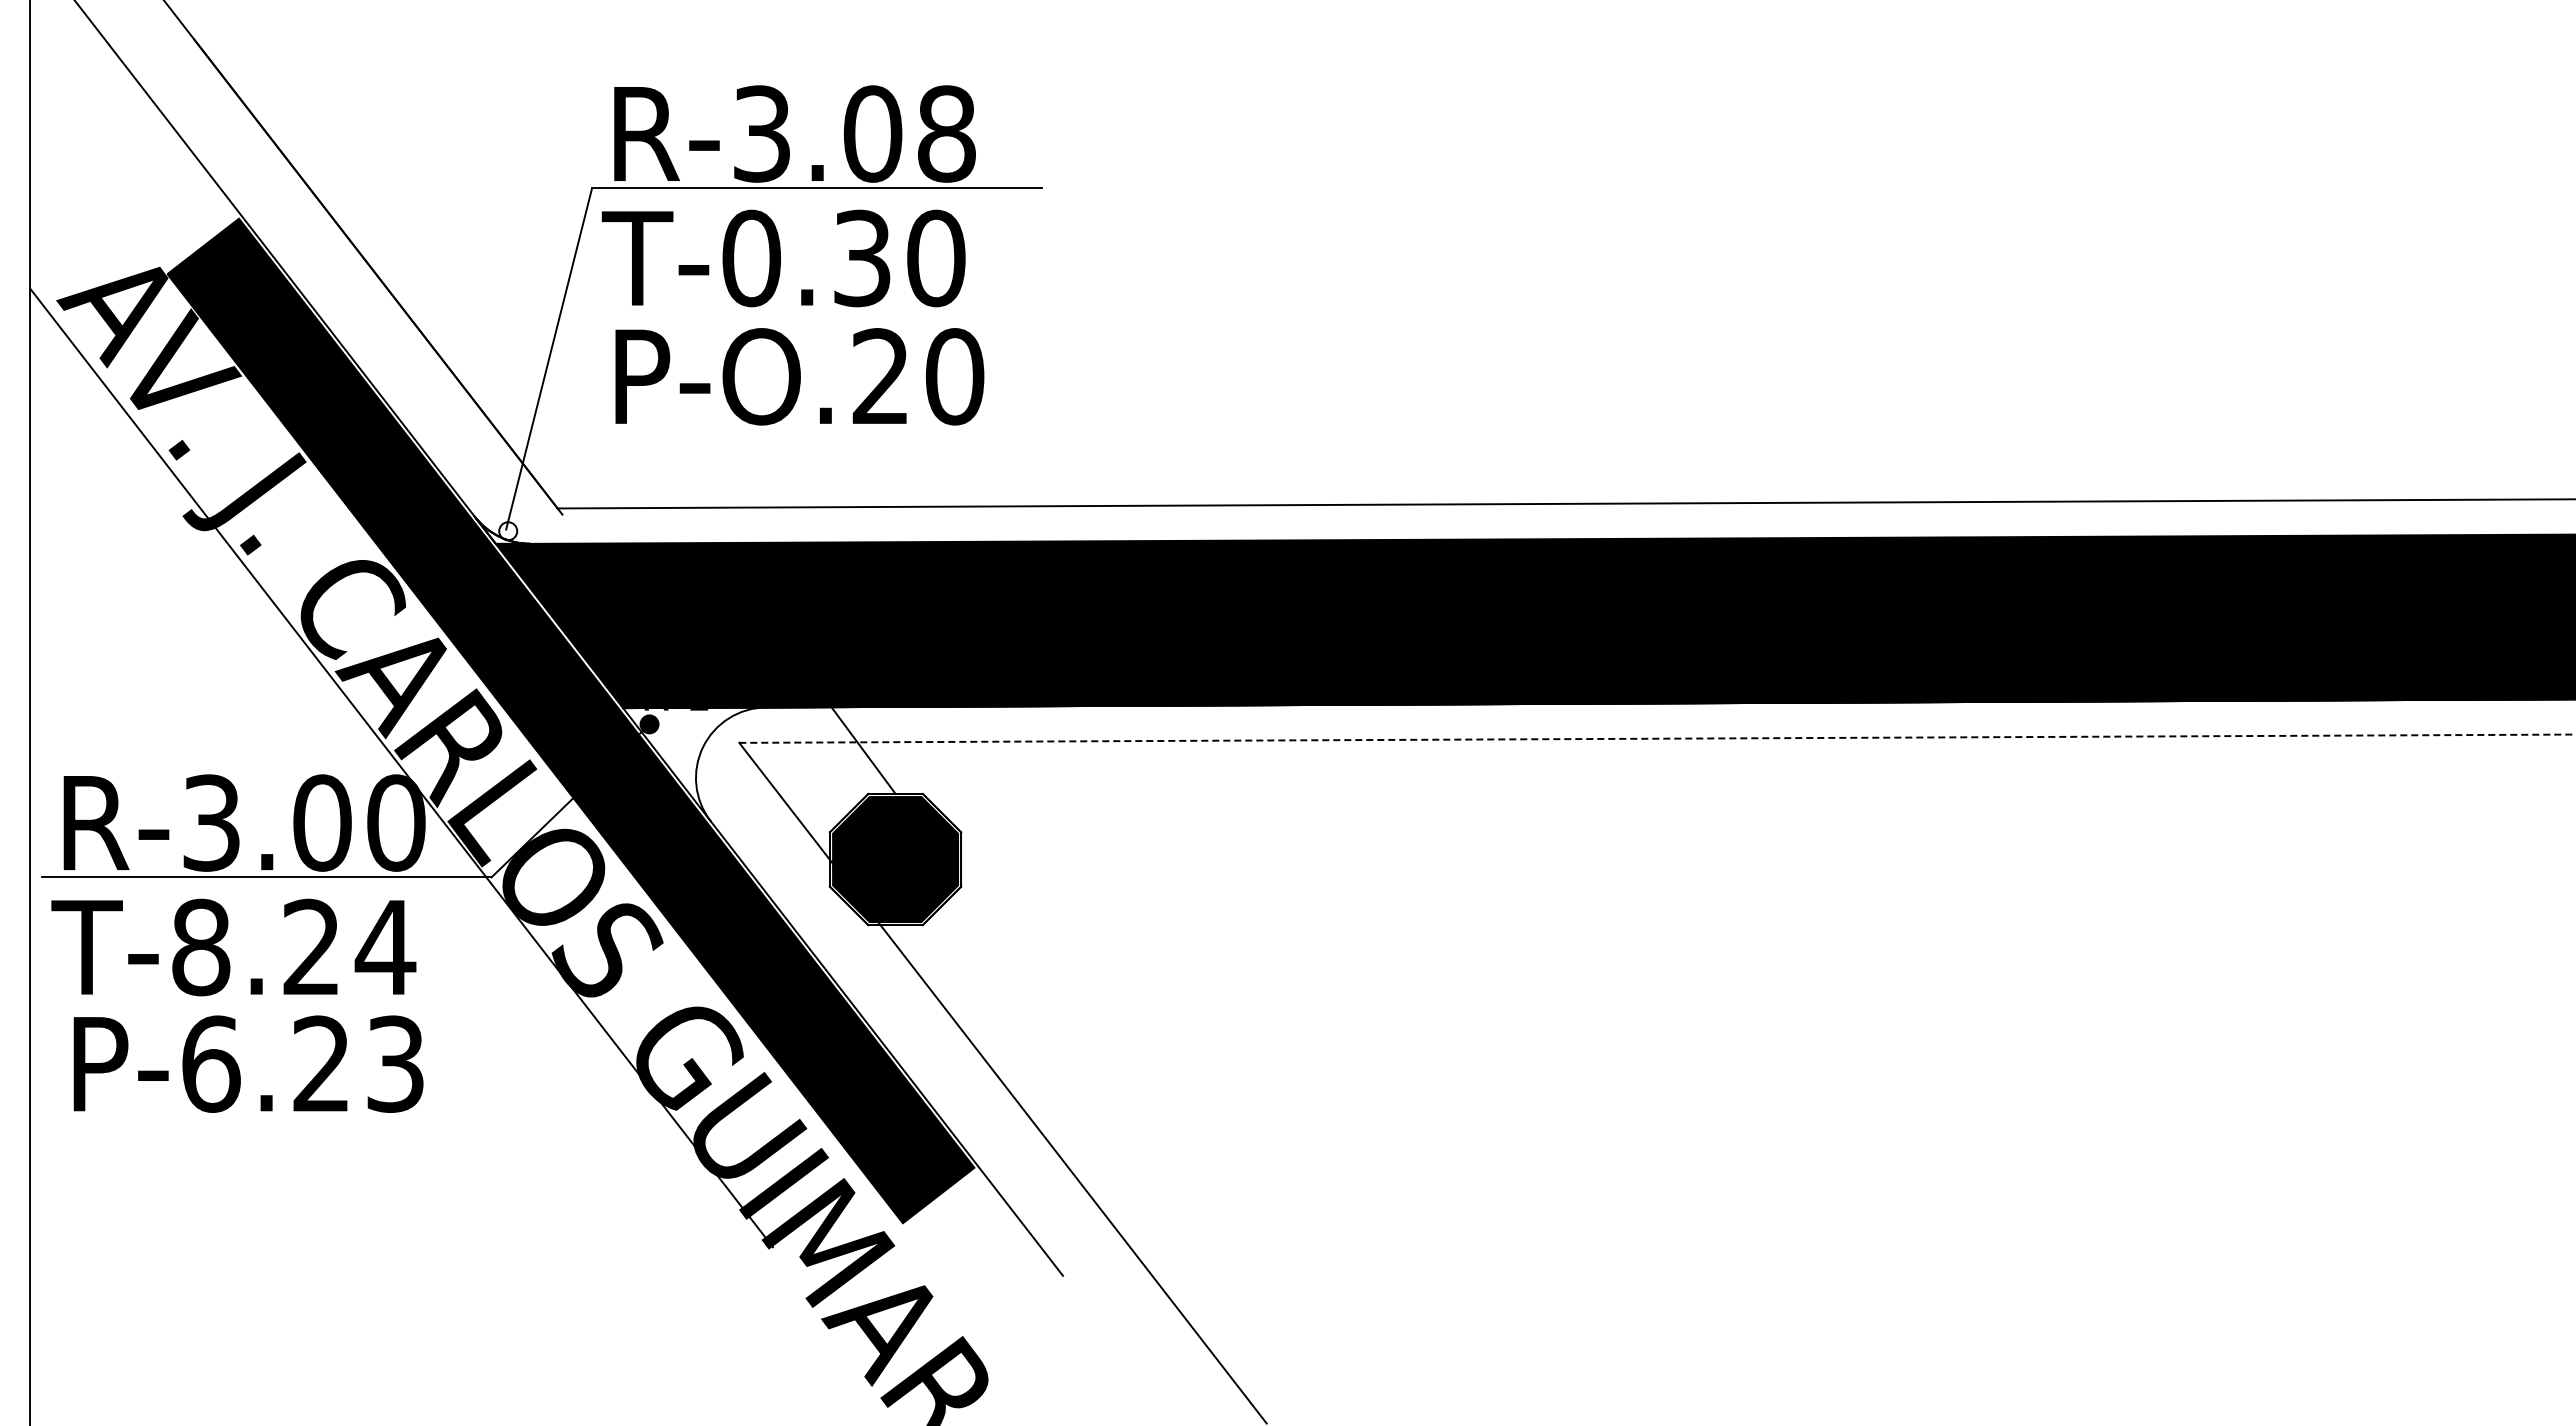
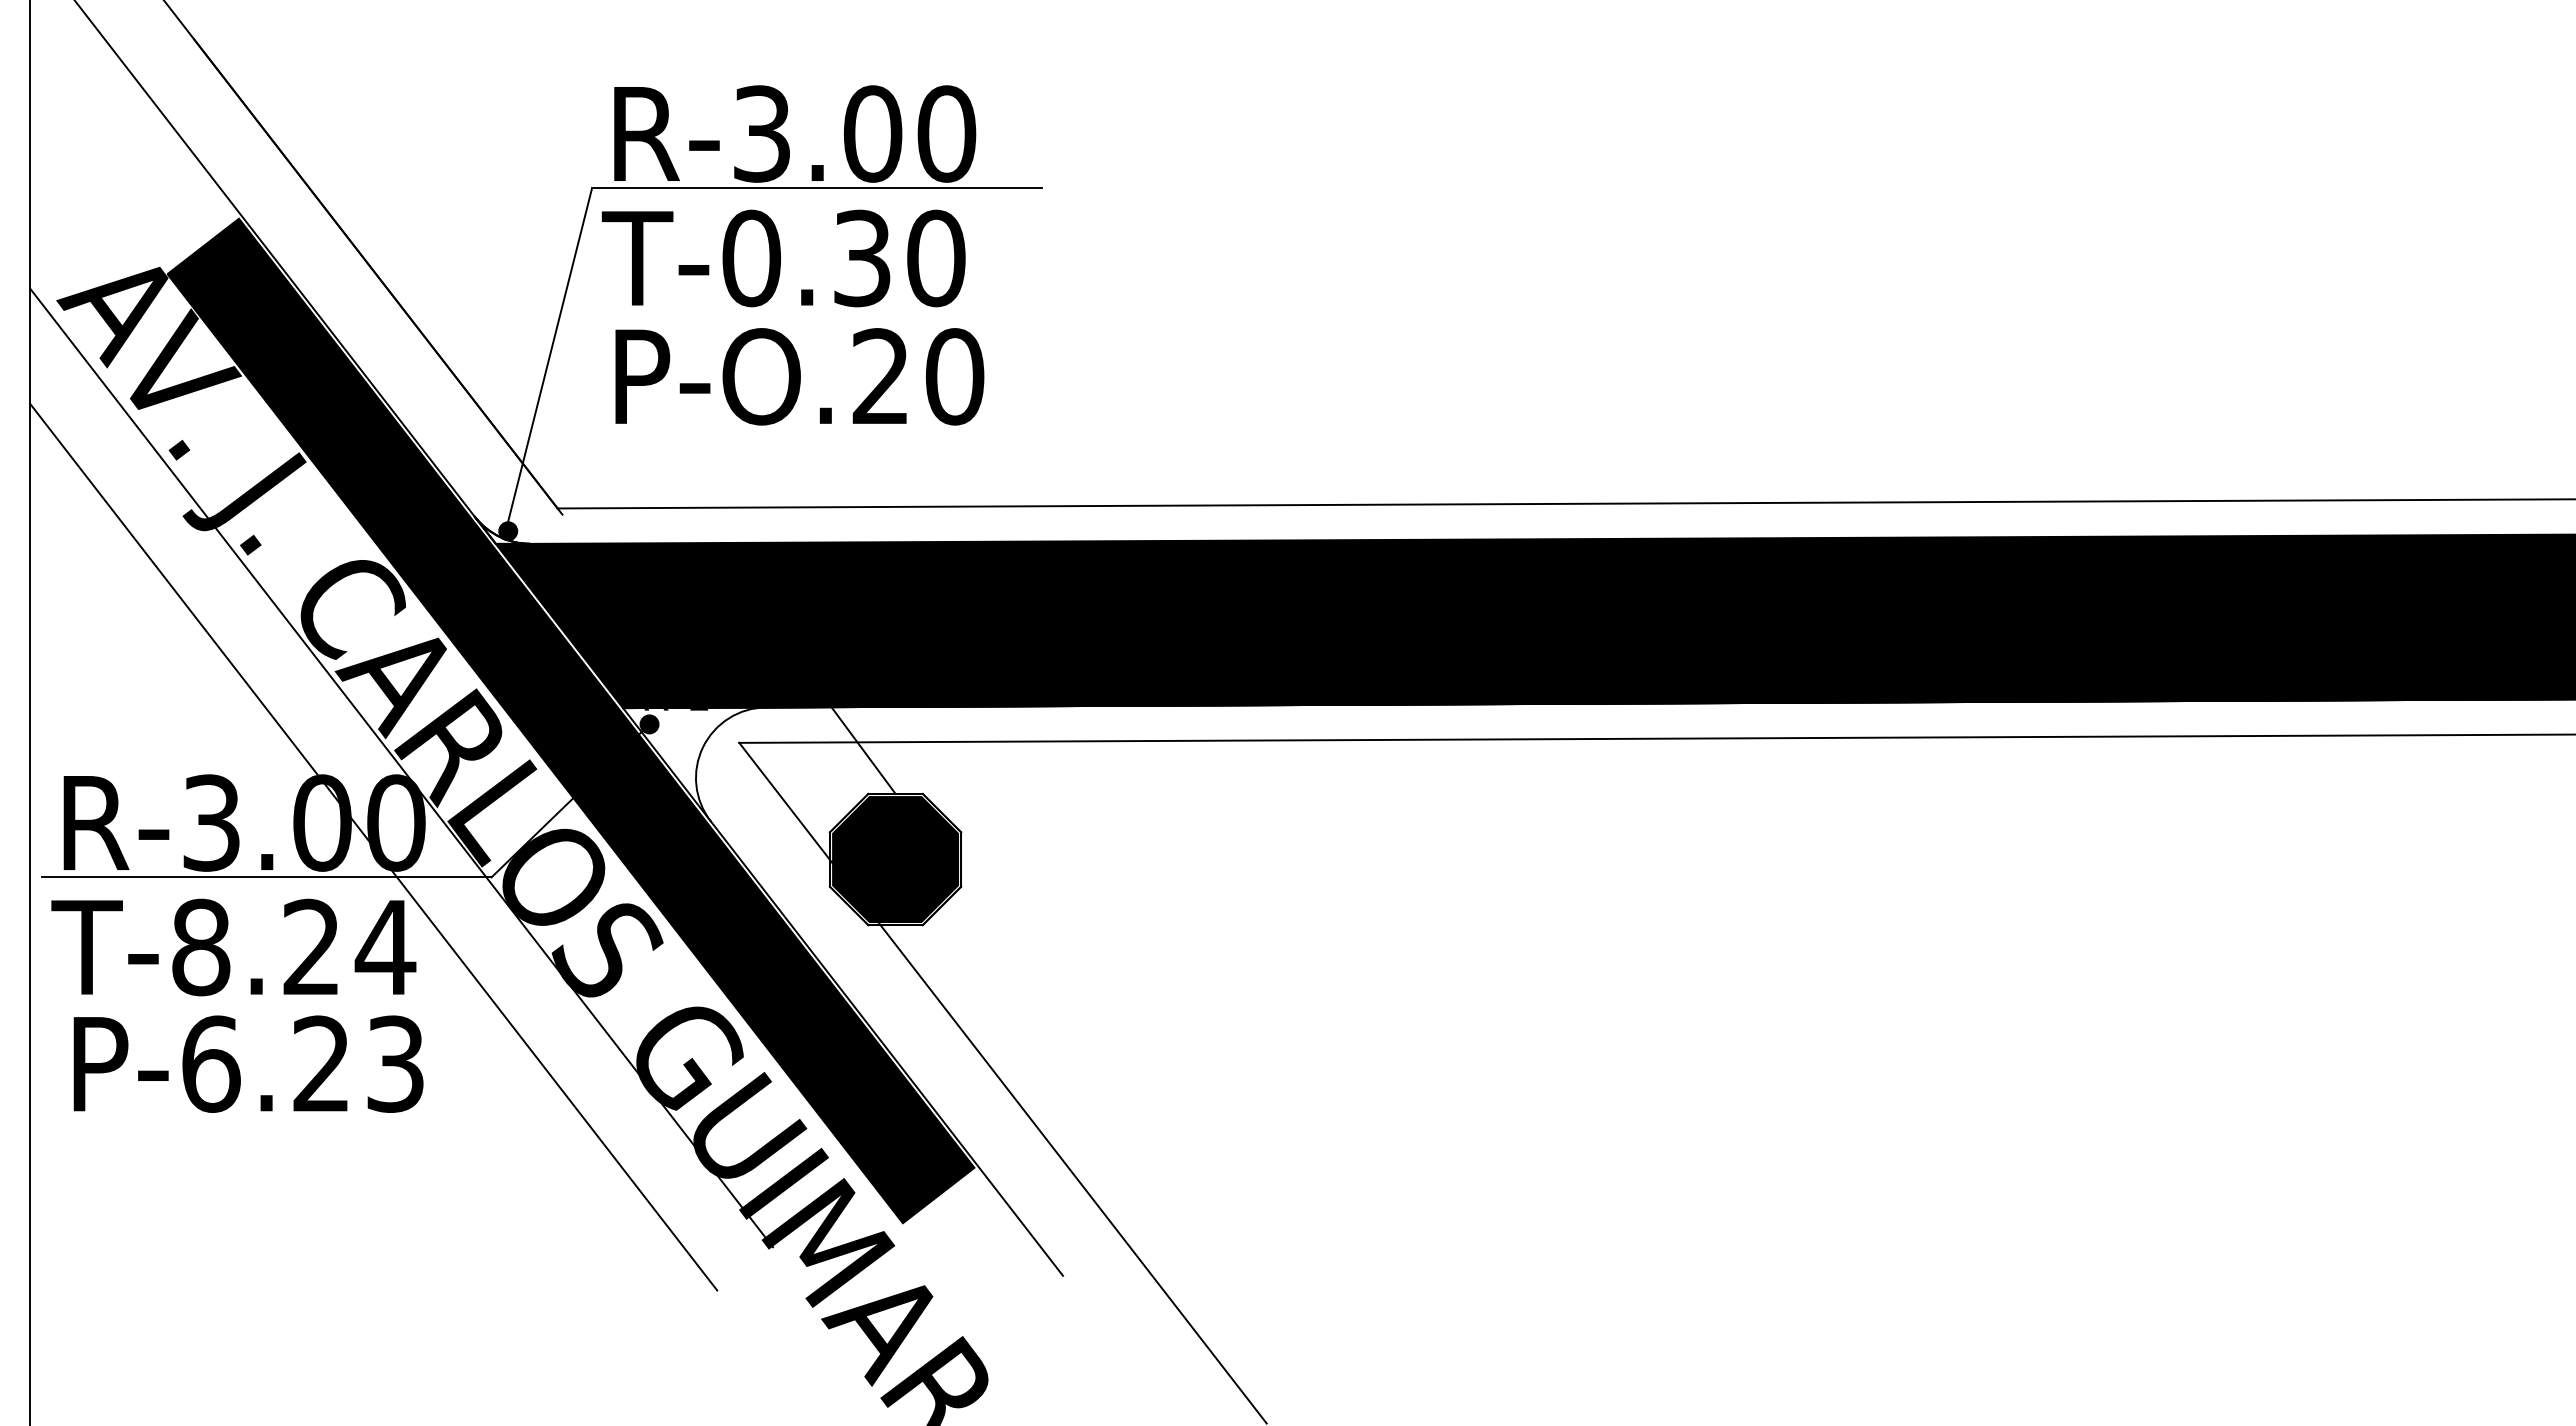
text: R-3.08 -> R-3.00 (946, 133)
fill: none -> present (508, 531)
line: dashed -> solid (1658, 738)
line: none -> present (373, 846)
